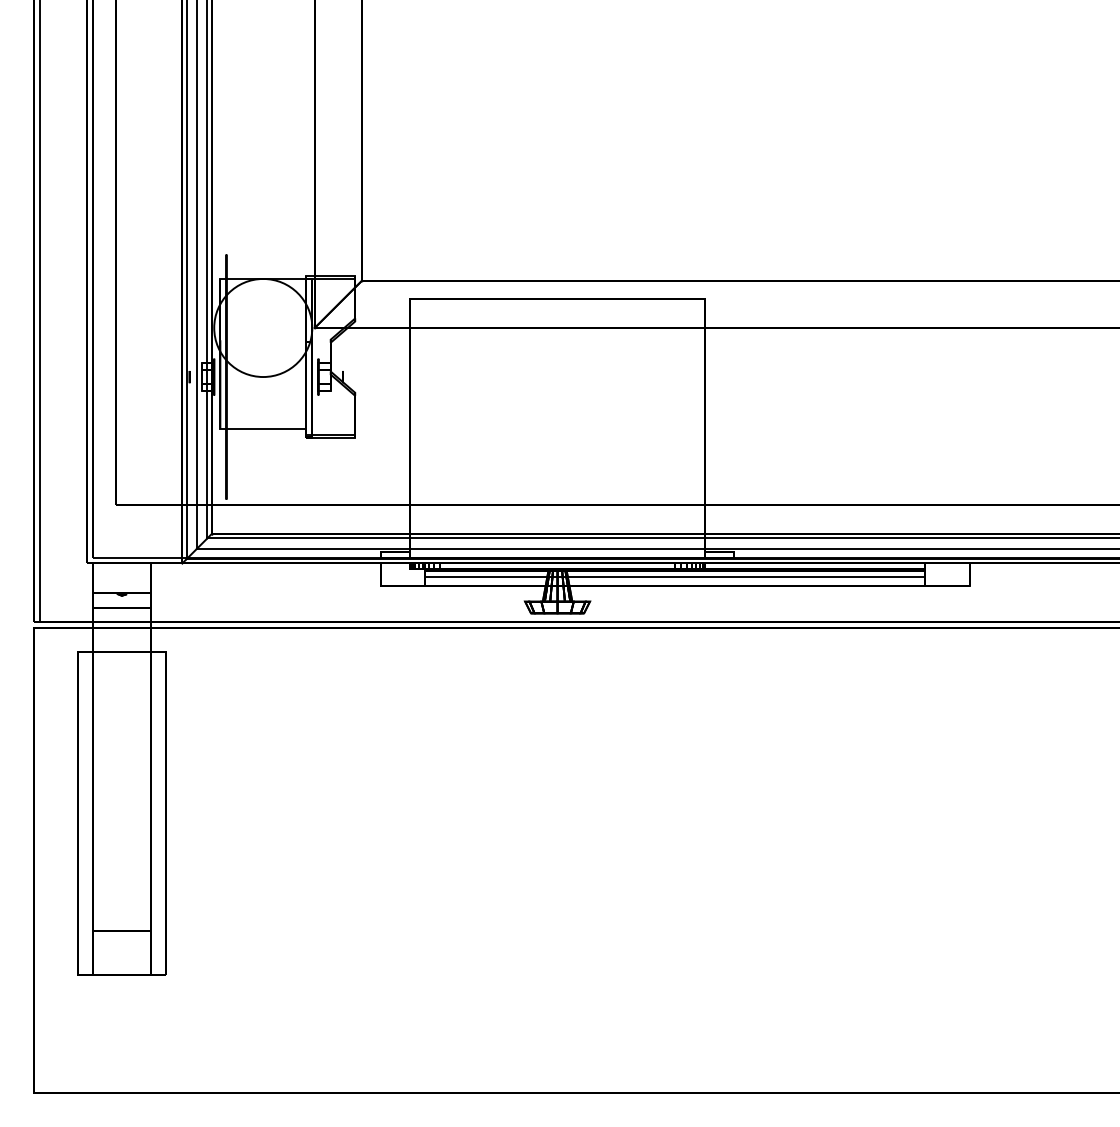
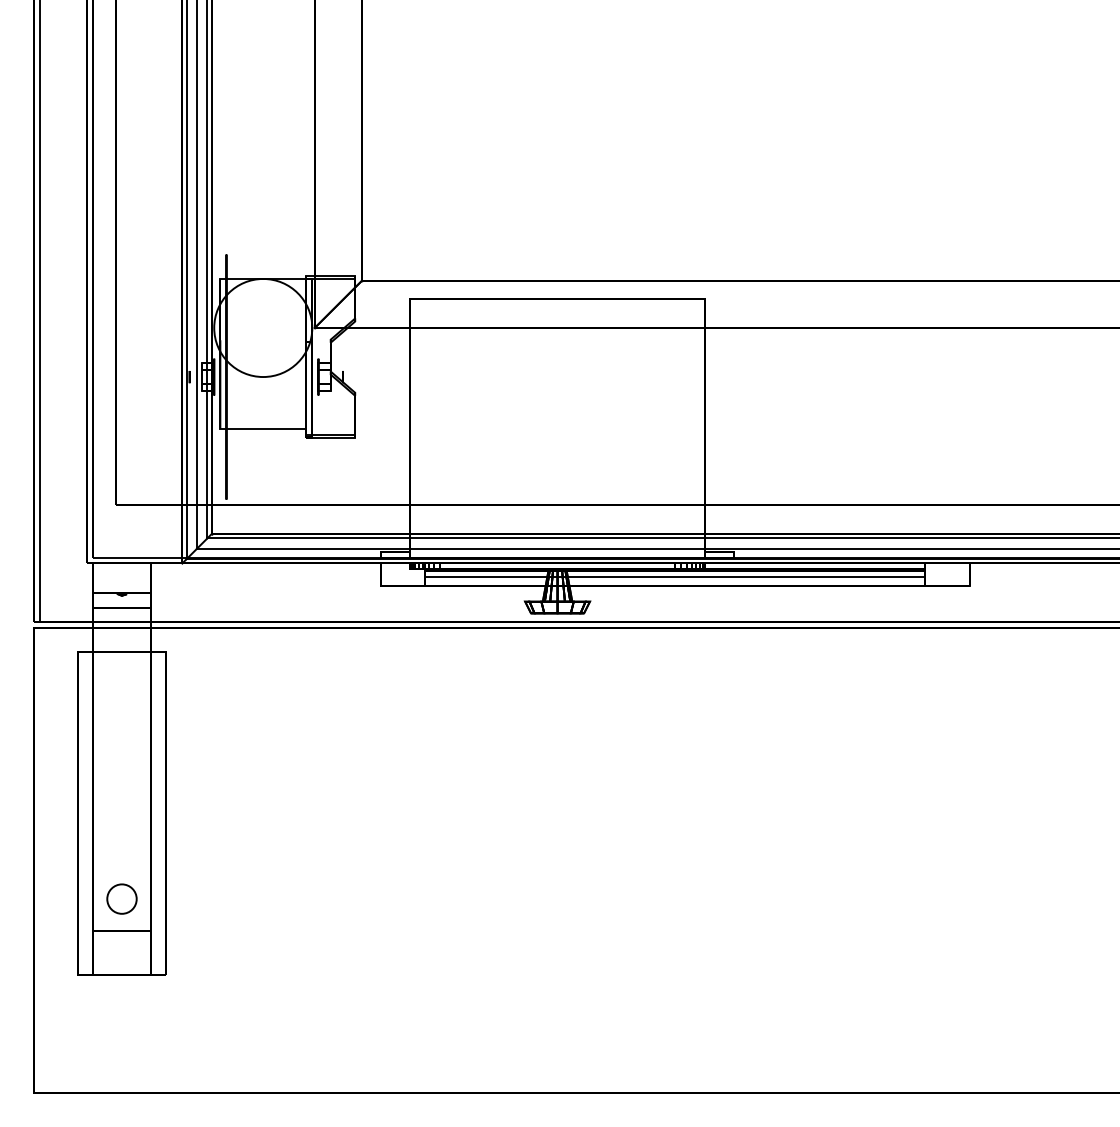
circle: none -> present (121, 898)
